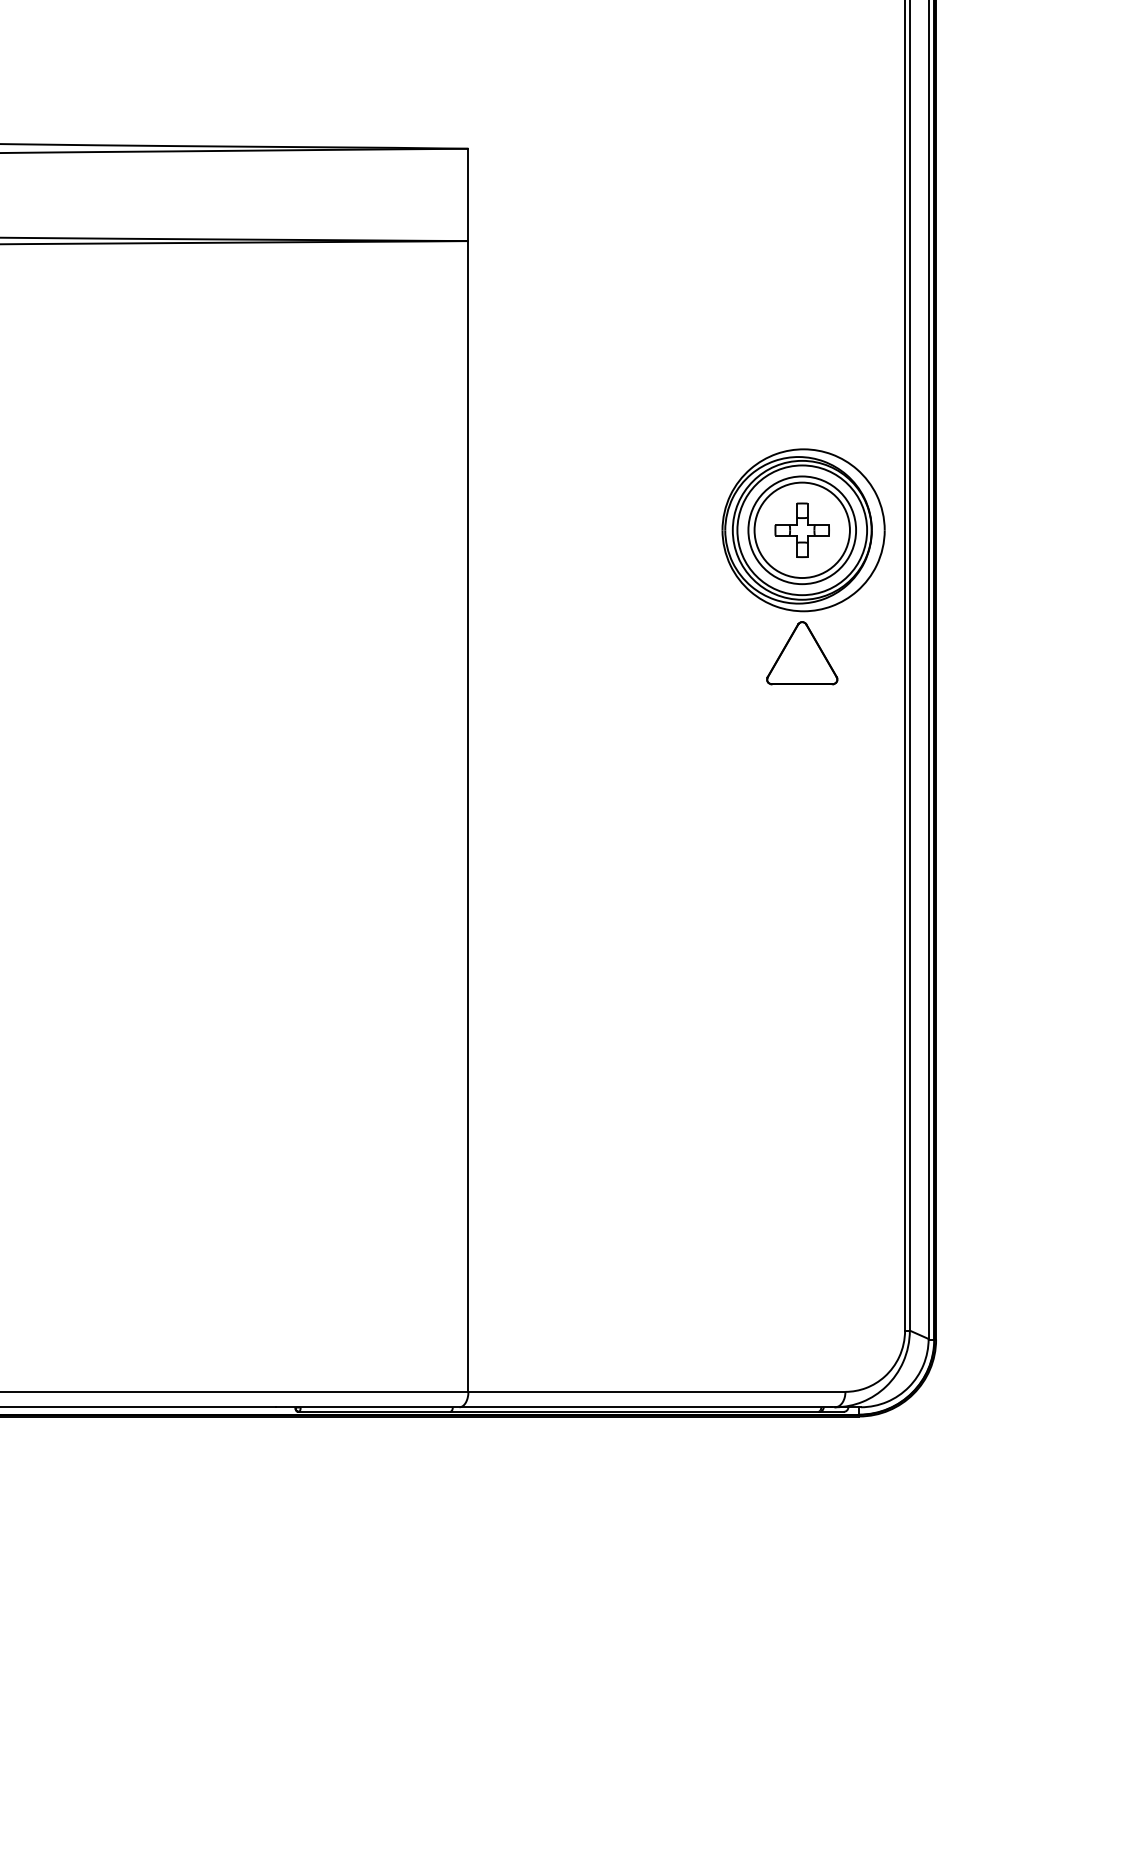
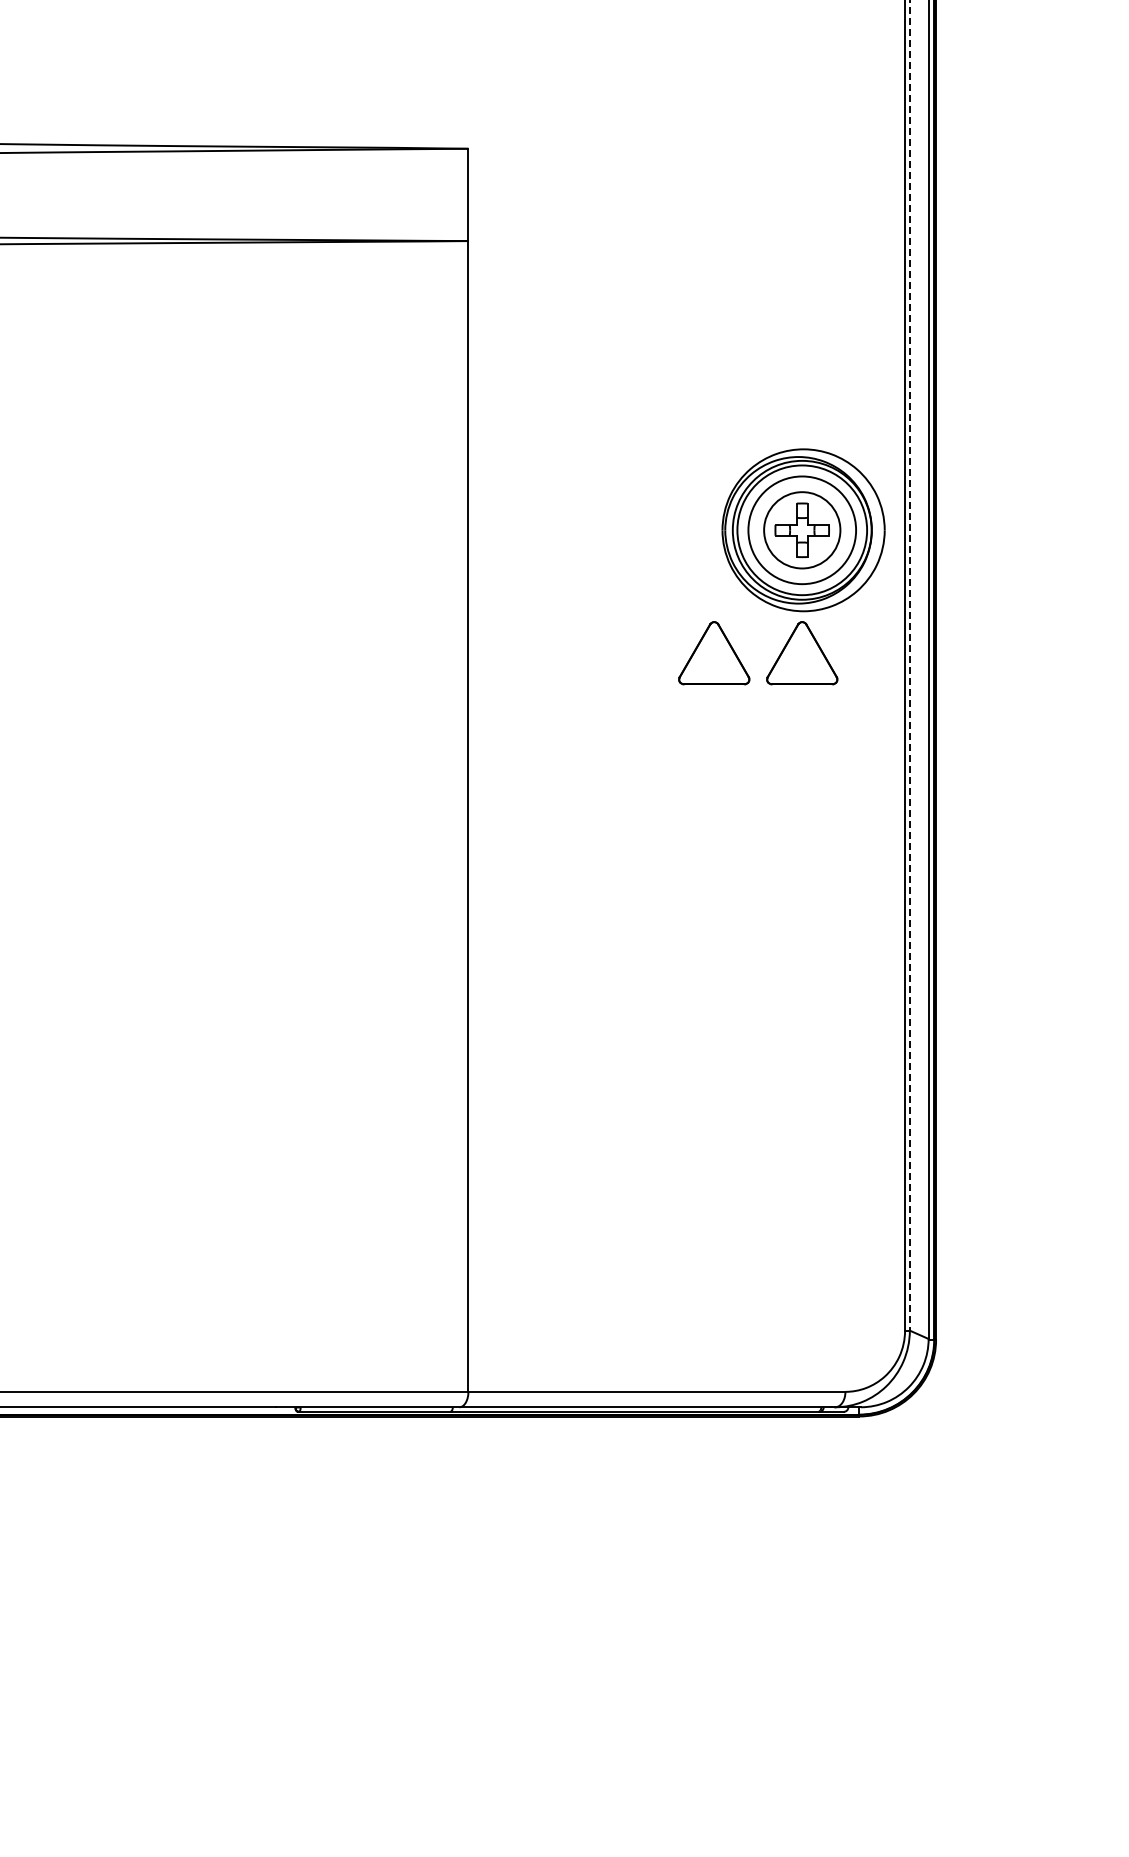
circle diameter: 95 px -> 76 px (802, 530)
part: none -> present (714, 653)
line: solid -> dashed (909, 666)
